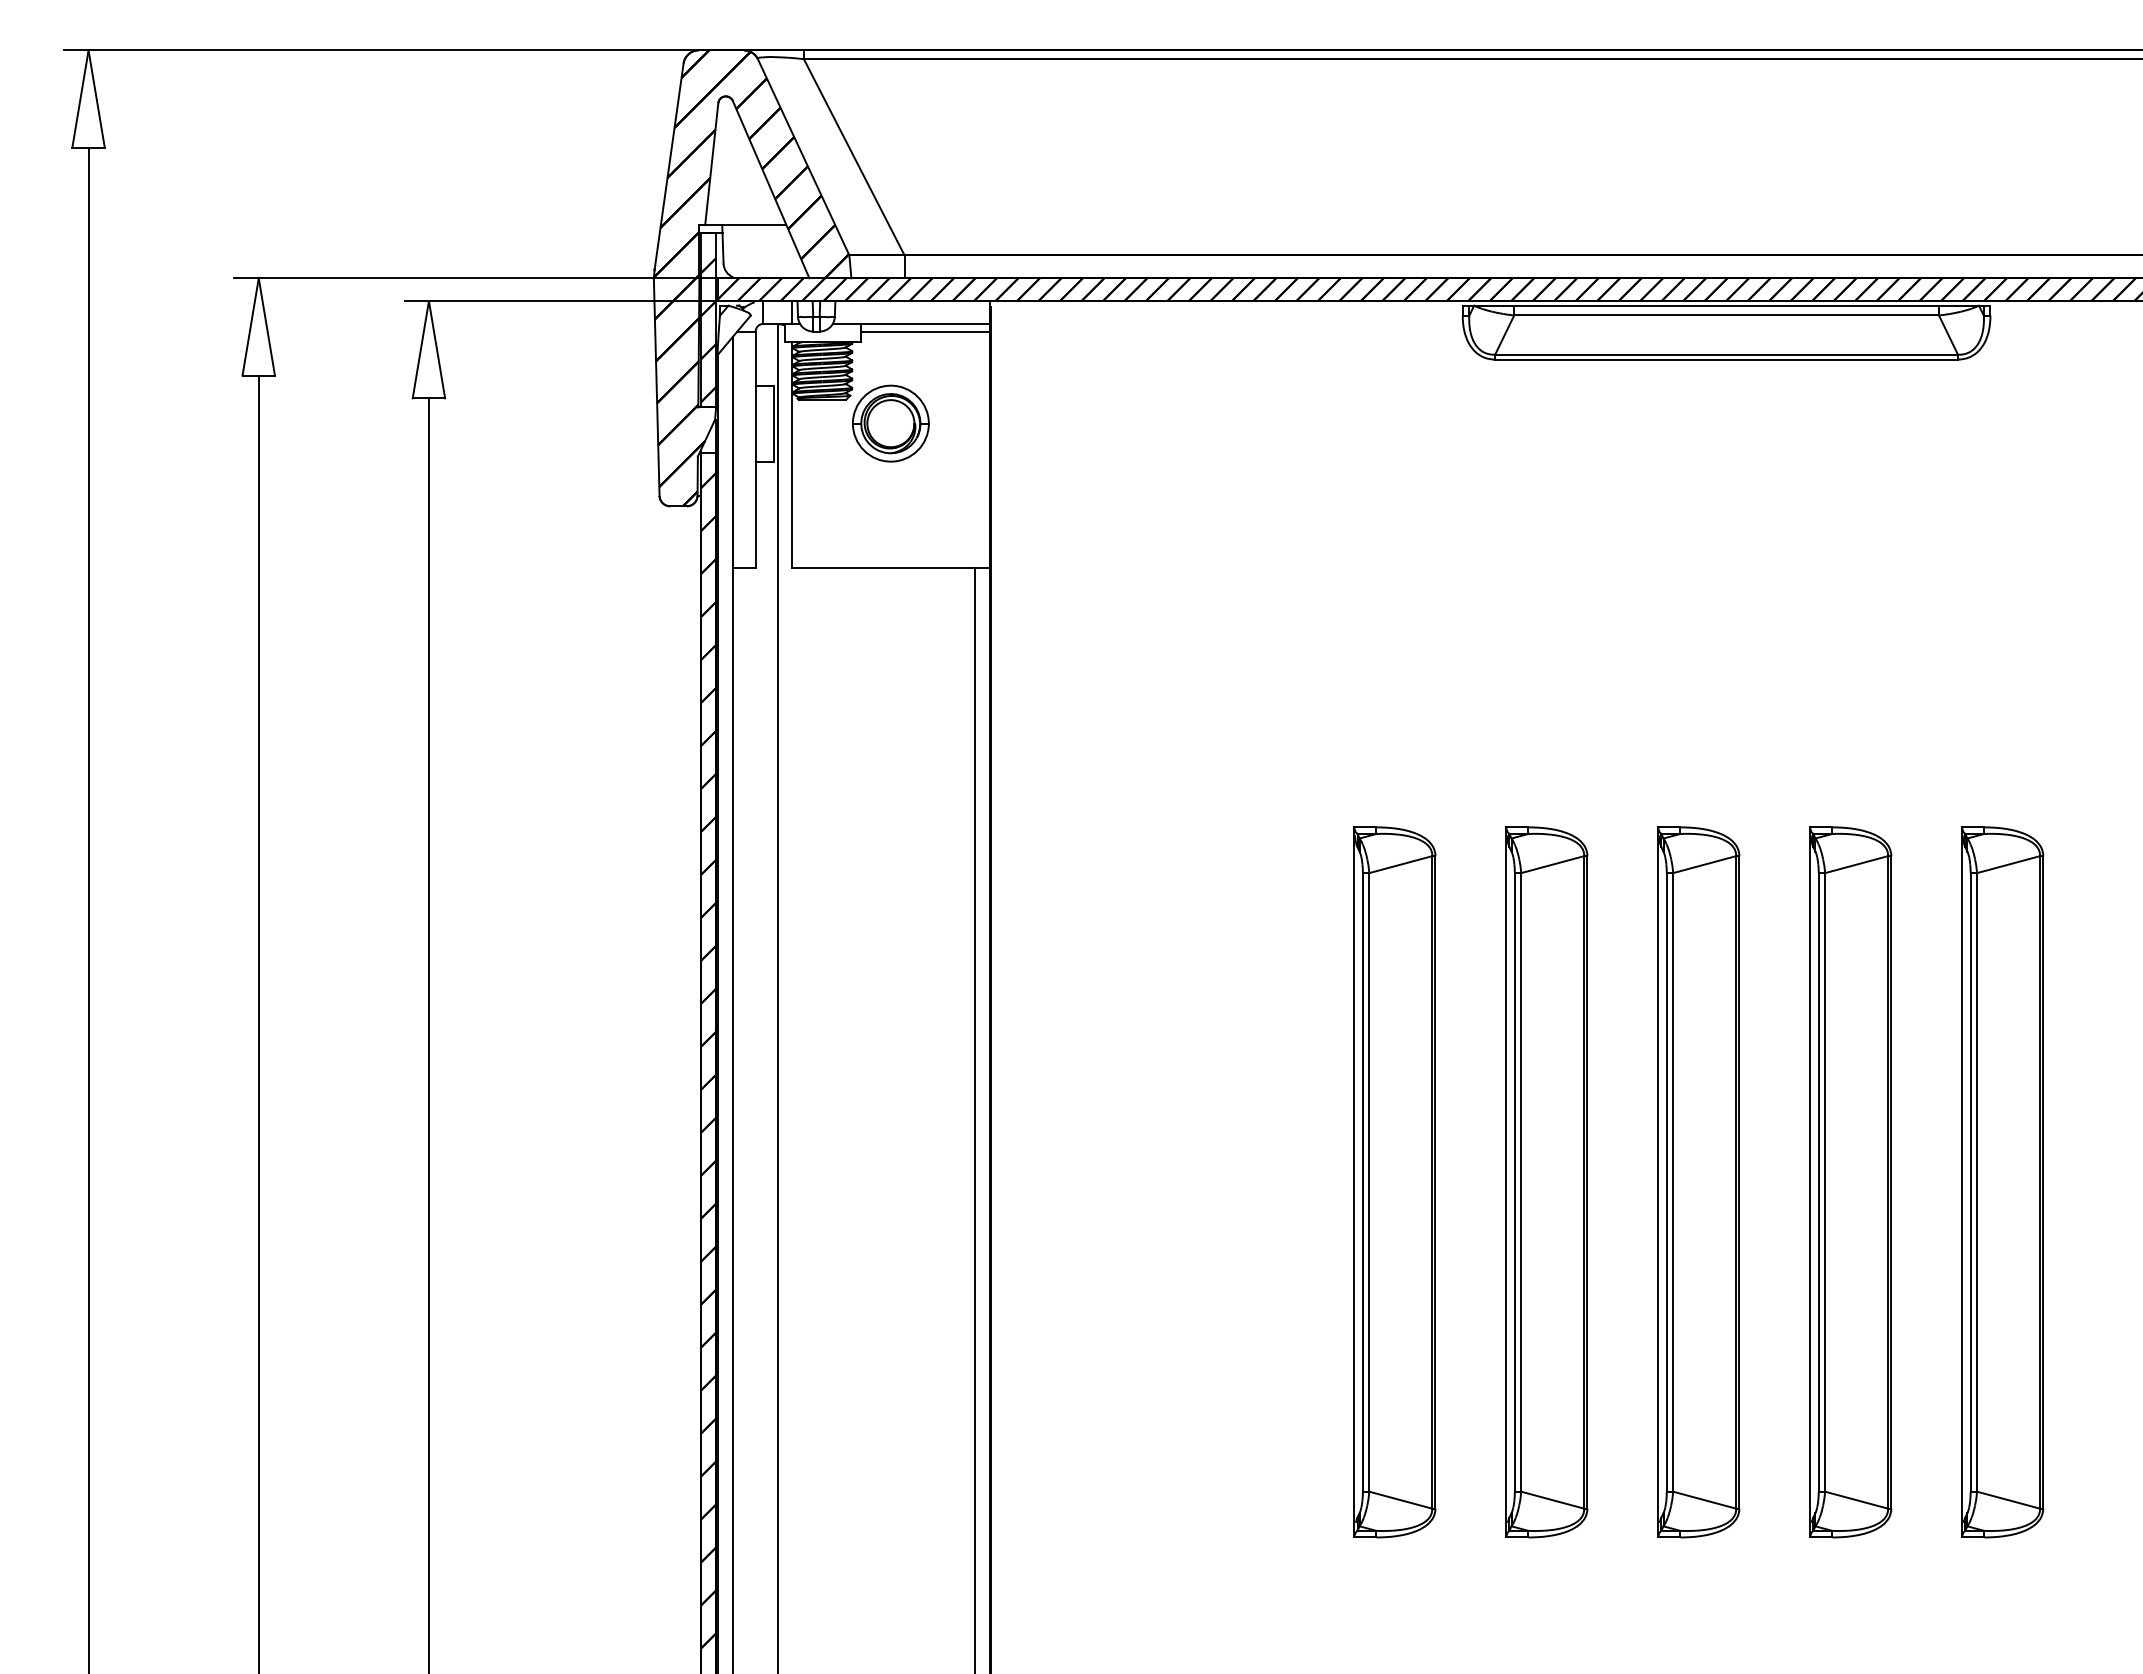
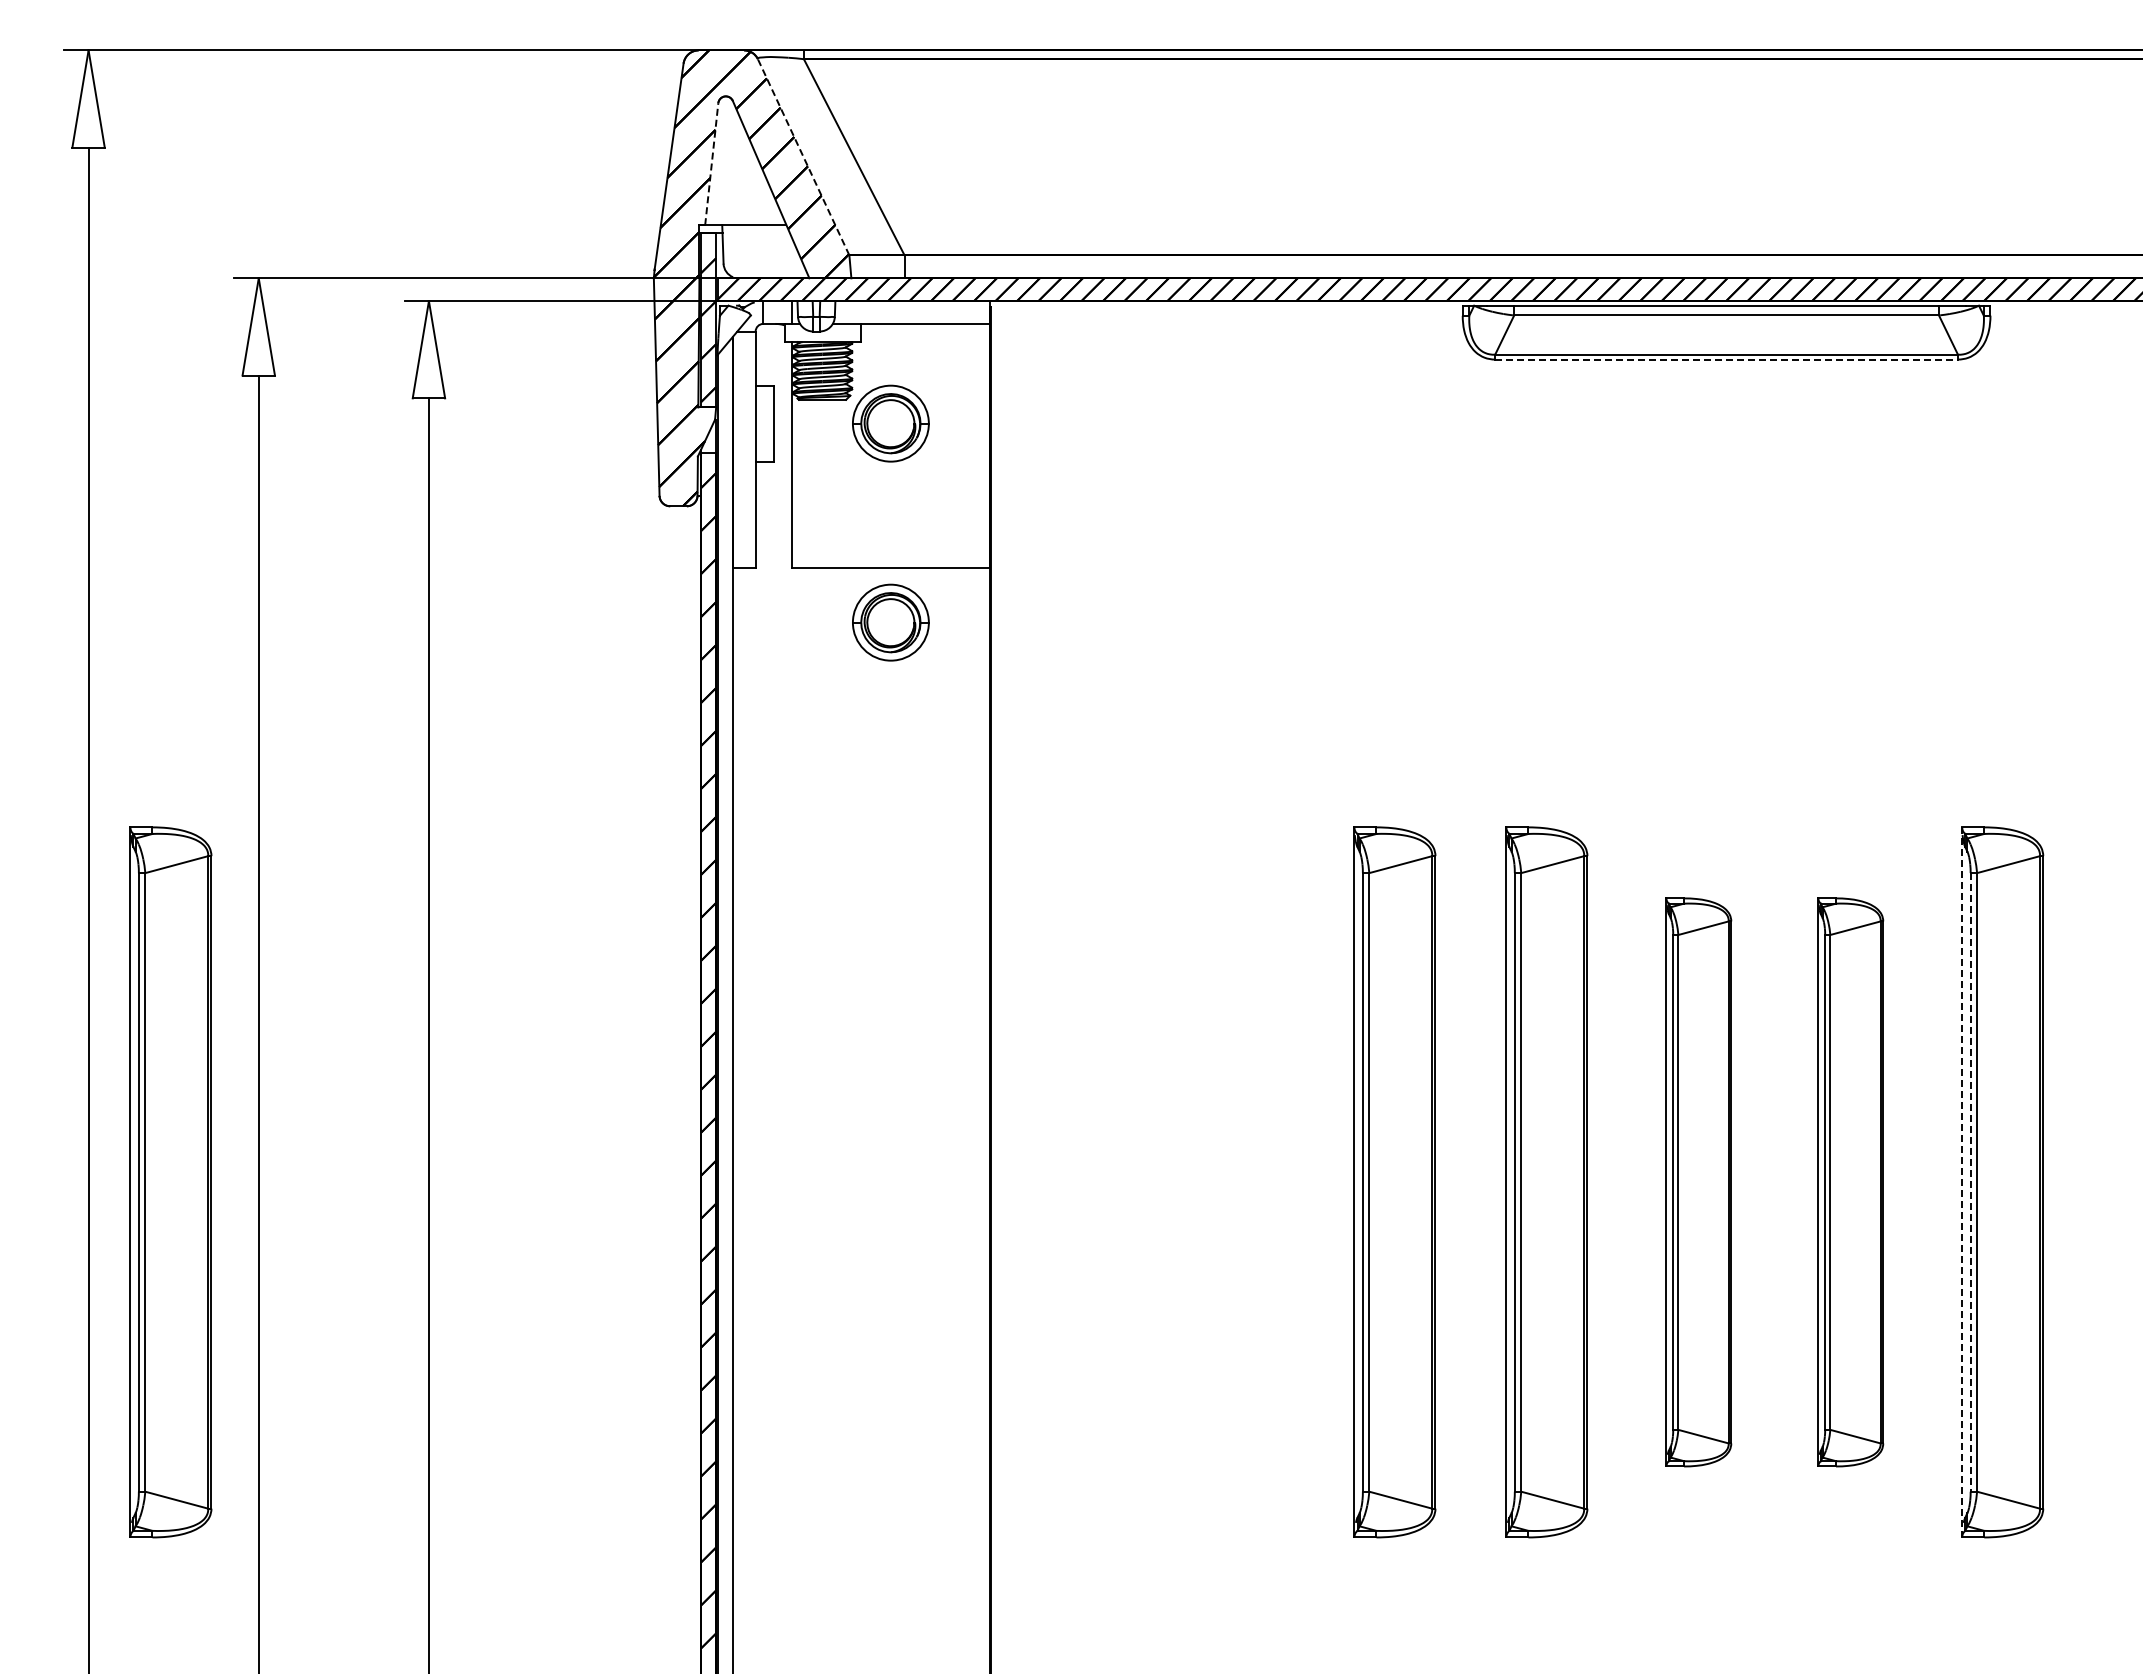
line: solid -> dashed (803, 156)
line: solid -> dashed (711, 163)
line: present -> none (924, 331)
line: solid -> dashed (1727, 359)
part: none -> present (890, 622)
line: present -> none (778, 996)
line: present -> none (974, 1119)
part: none -> present (170, 1182)
part size: 84x713 px -> 68x571 px (1698, 1182)
part size: 84x713 px -> 68x571 px (1850, 1182)
line: solid -> dashed (1962, 1182)
line: solid -> dashed (1970, 1182)
